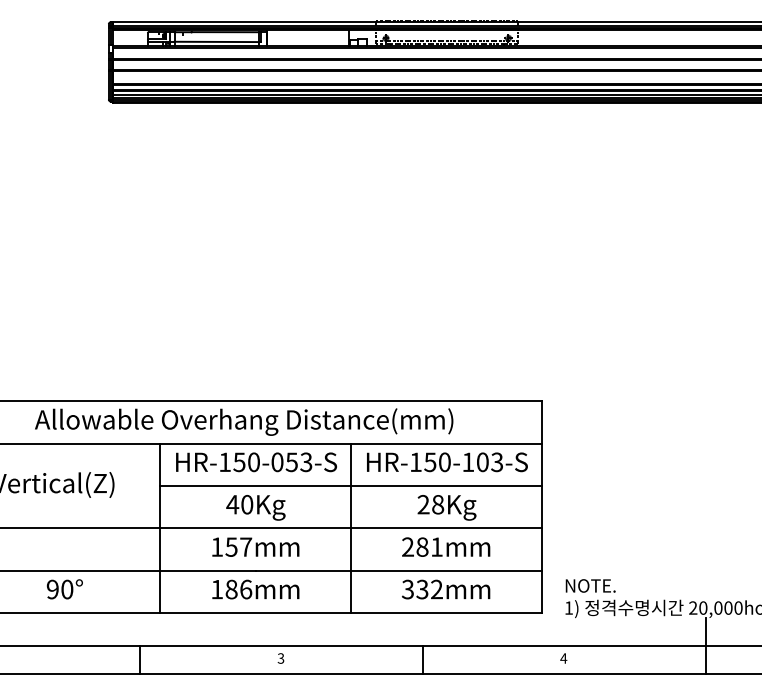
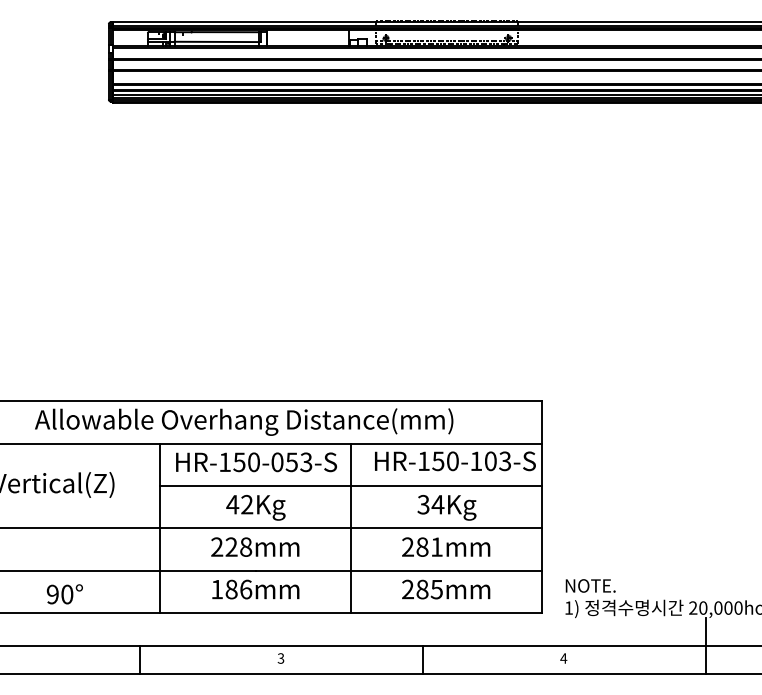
text position: (447, 462) -> (455, 461) (455, 461)
text: 40Kg -> 42Kg (247, 504)
text: 28Kg -> 34Kg (430, 504)
text: 157mm -> 228mm (231, 546)
text position: (64, 589) -> (64, 594) (64, 594)
text: 332mm -> 285mm (421, 589)
